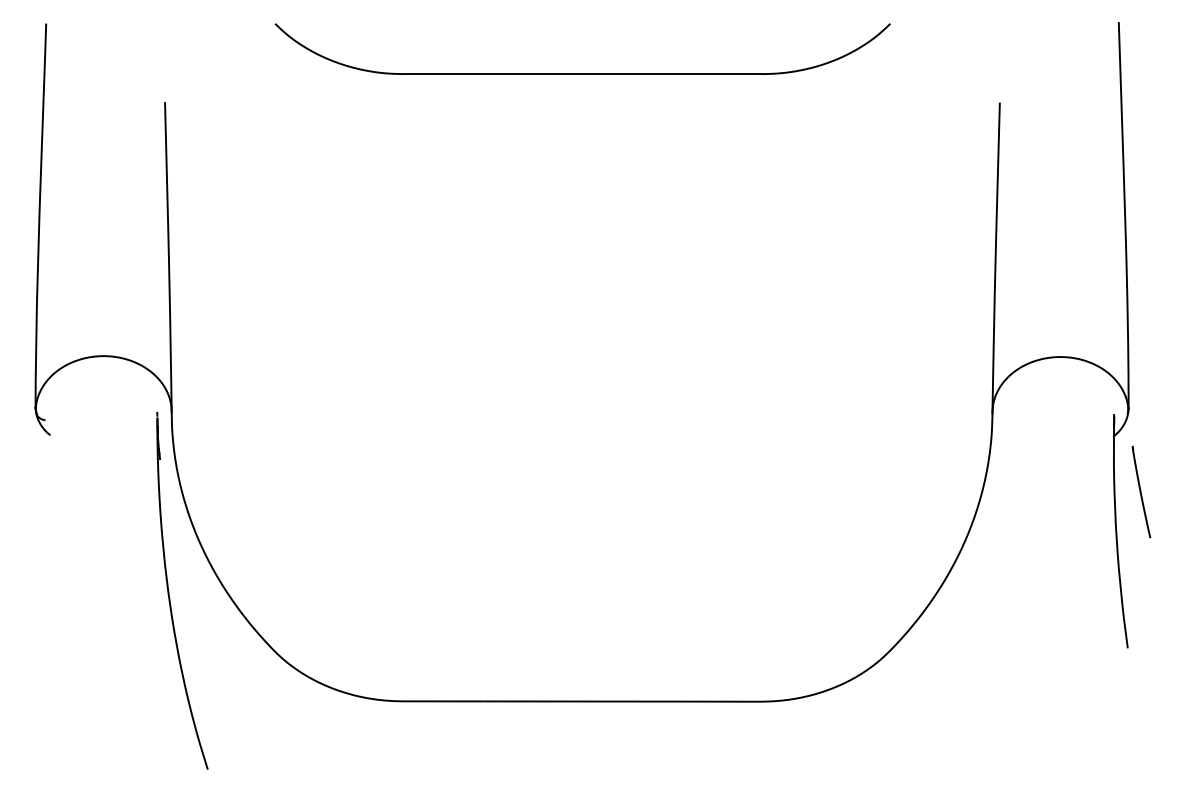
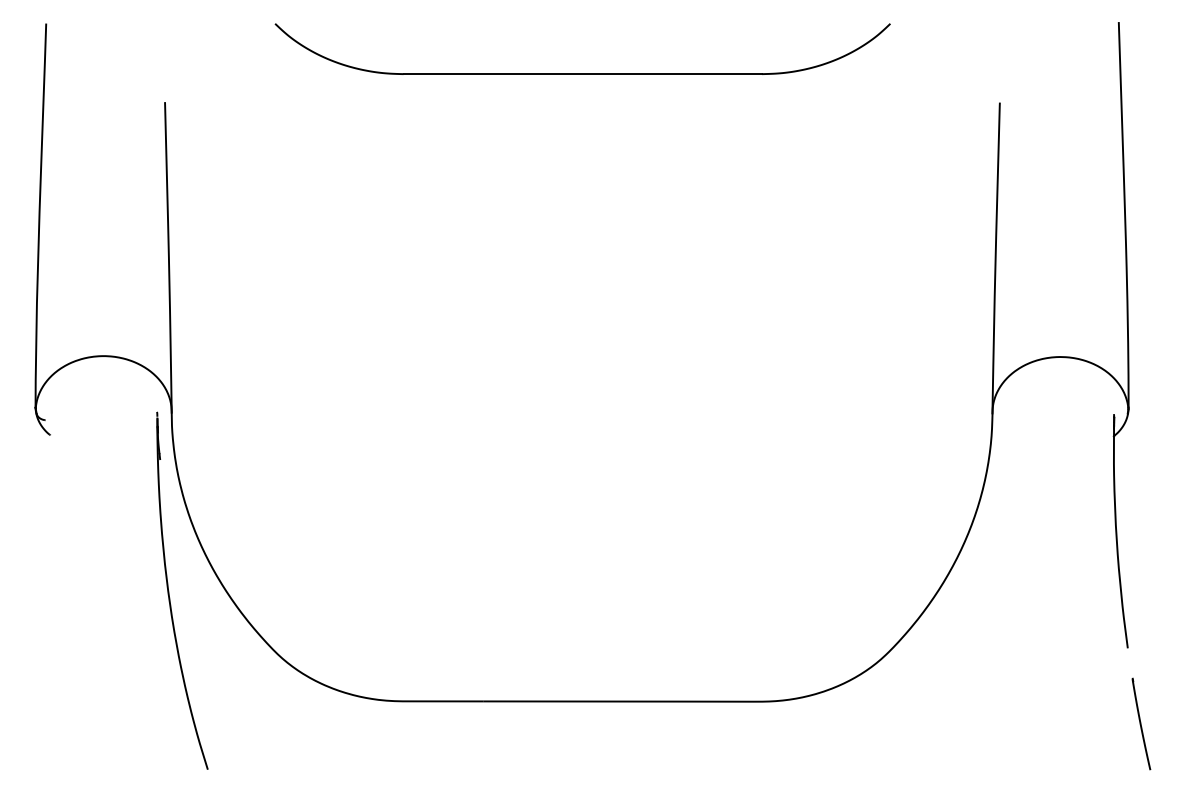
line position: (1141, 491) -> (1141, 723) (1141, 723)
